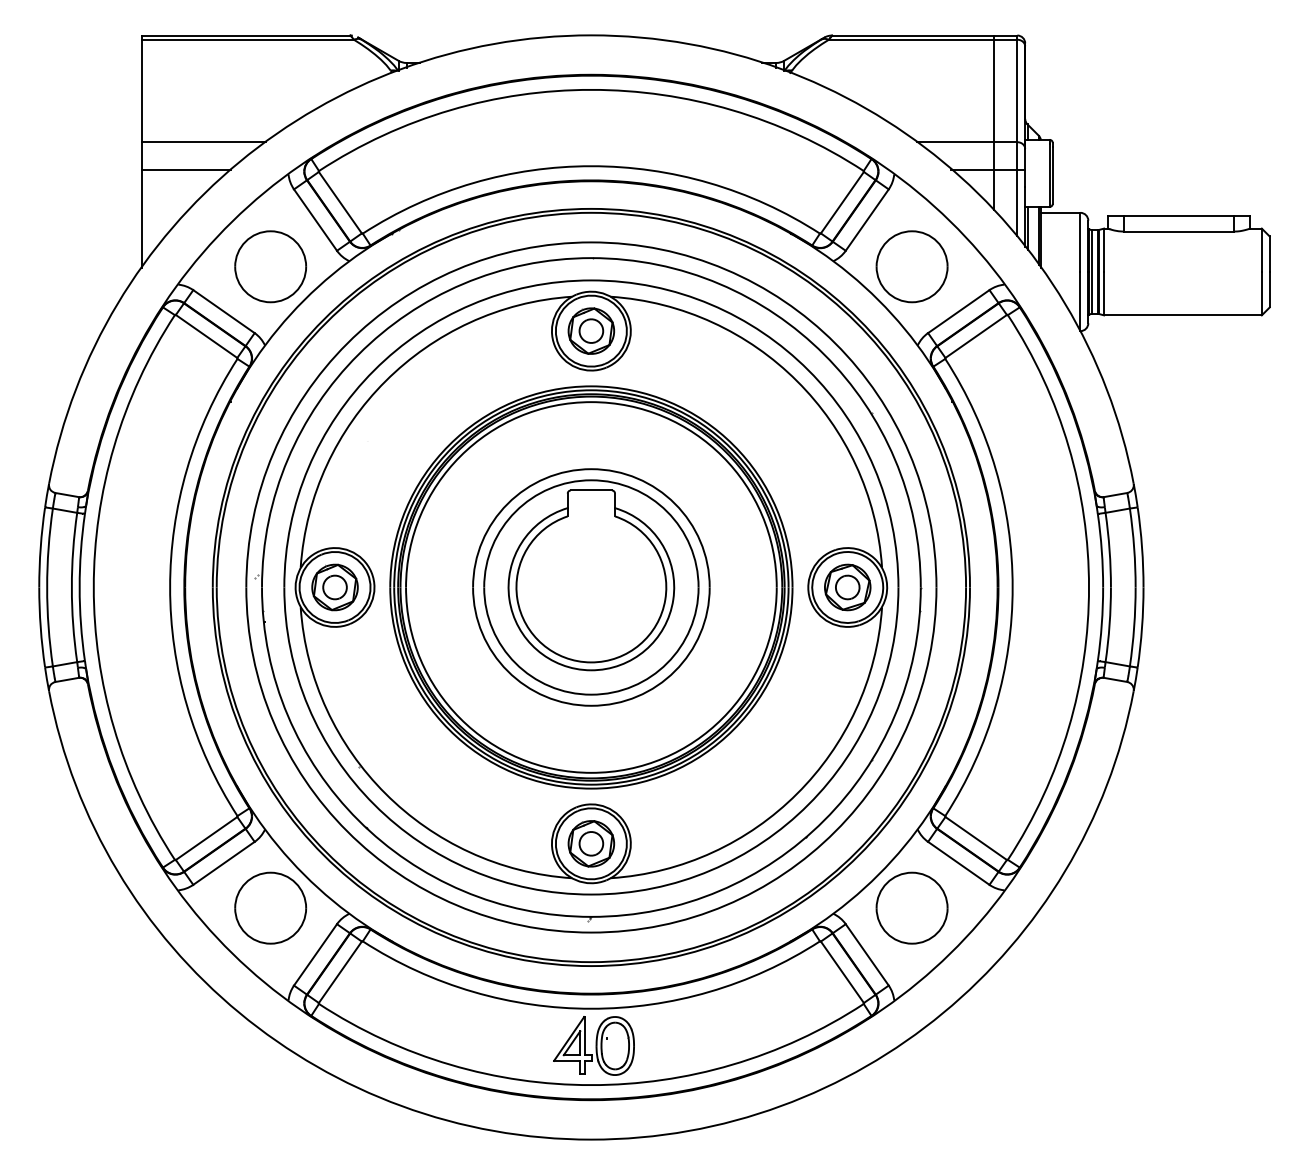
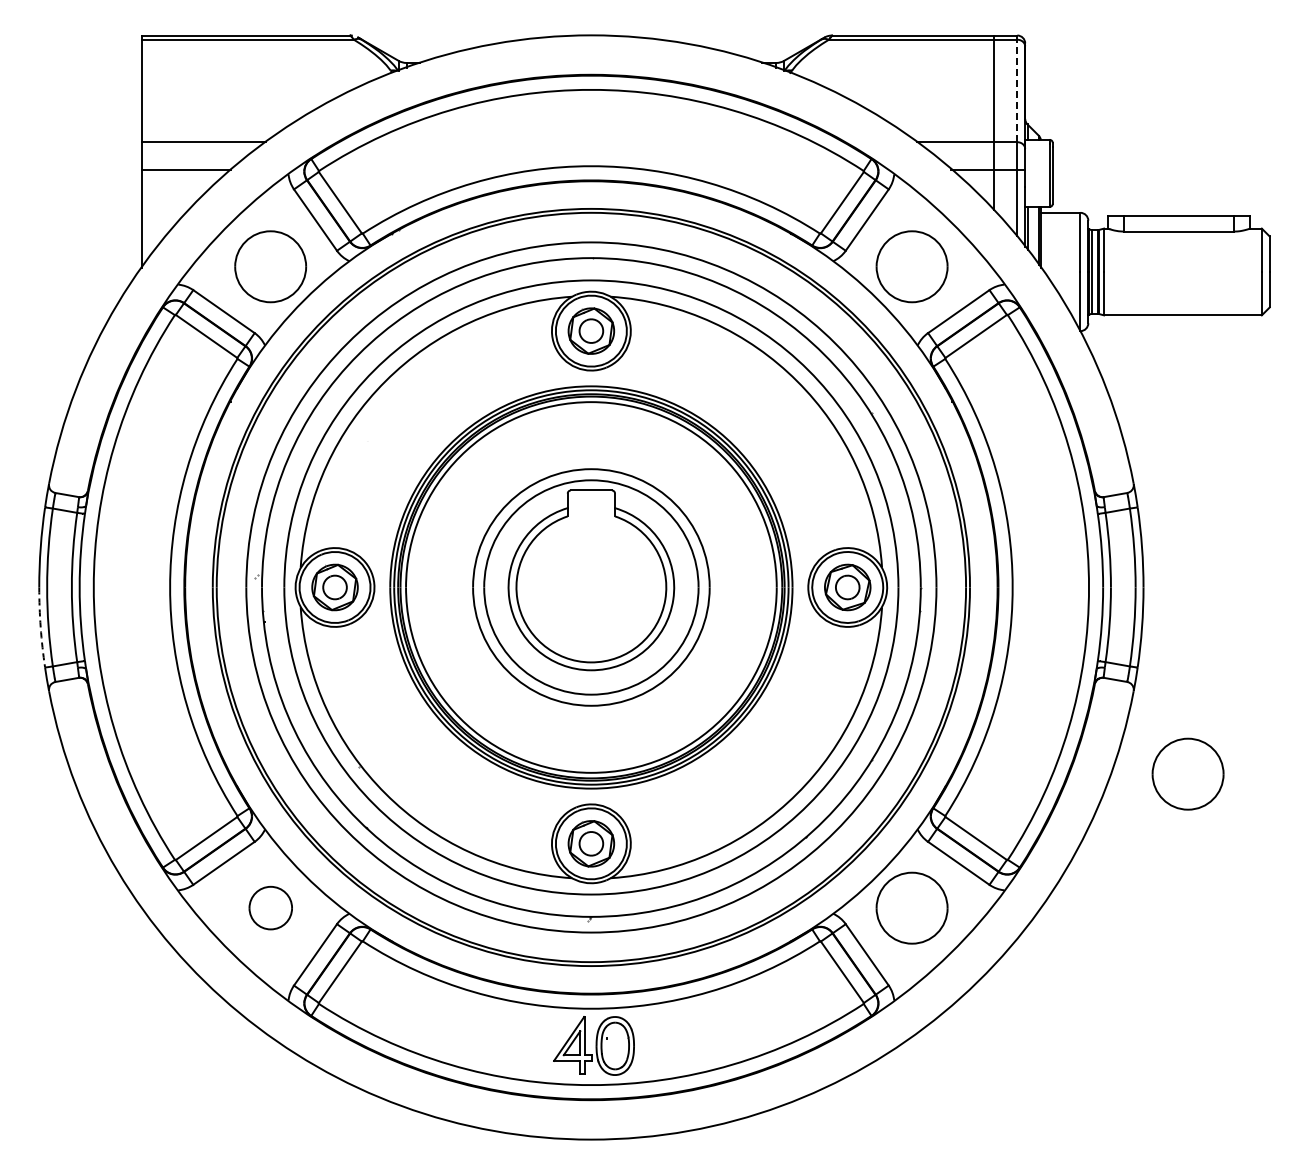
line: solid -> dashed (1017, 90)
arc: solid -> dashed (40, 627)
part: none -> present (1187, 773)
part size: 74x74 px -> 45x46 px (270, 907)
